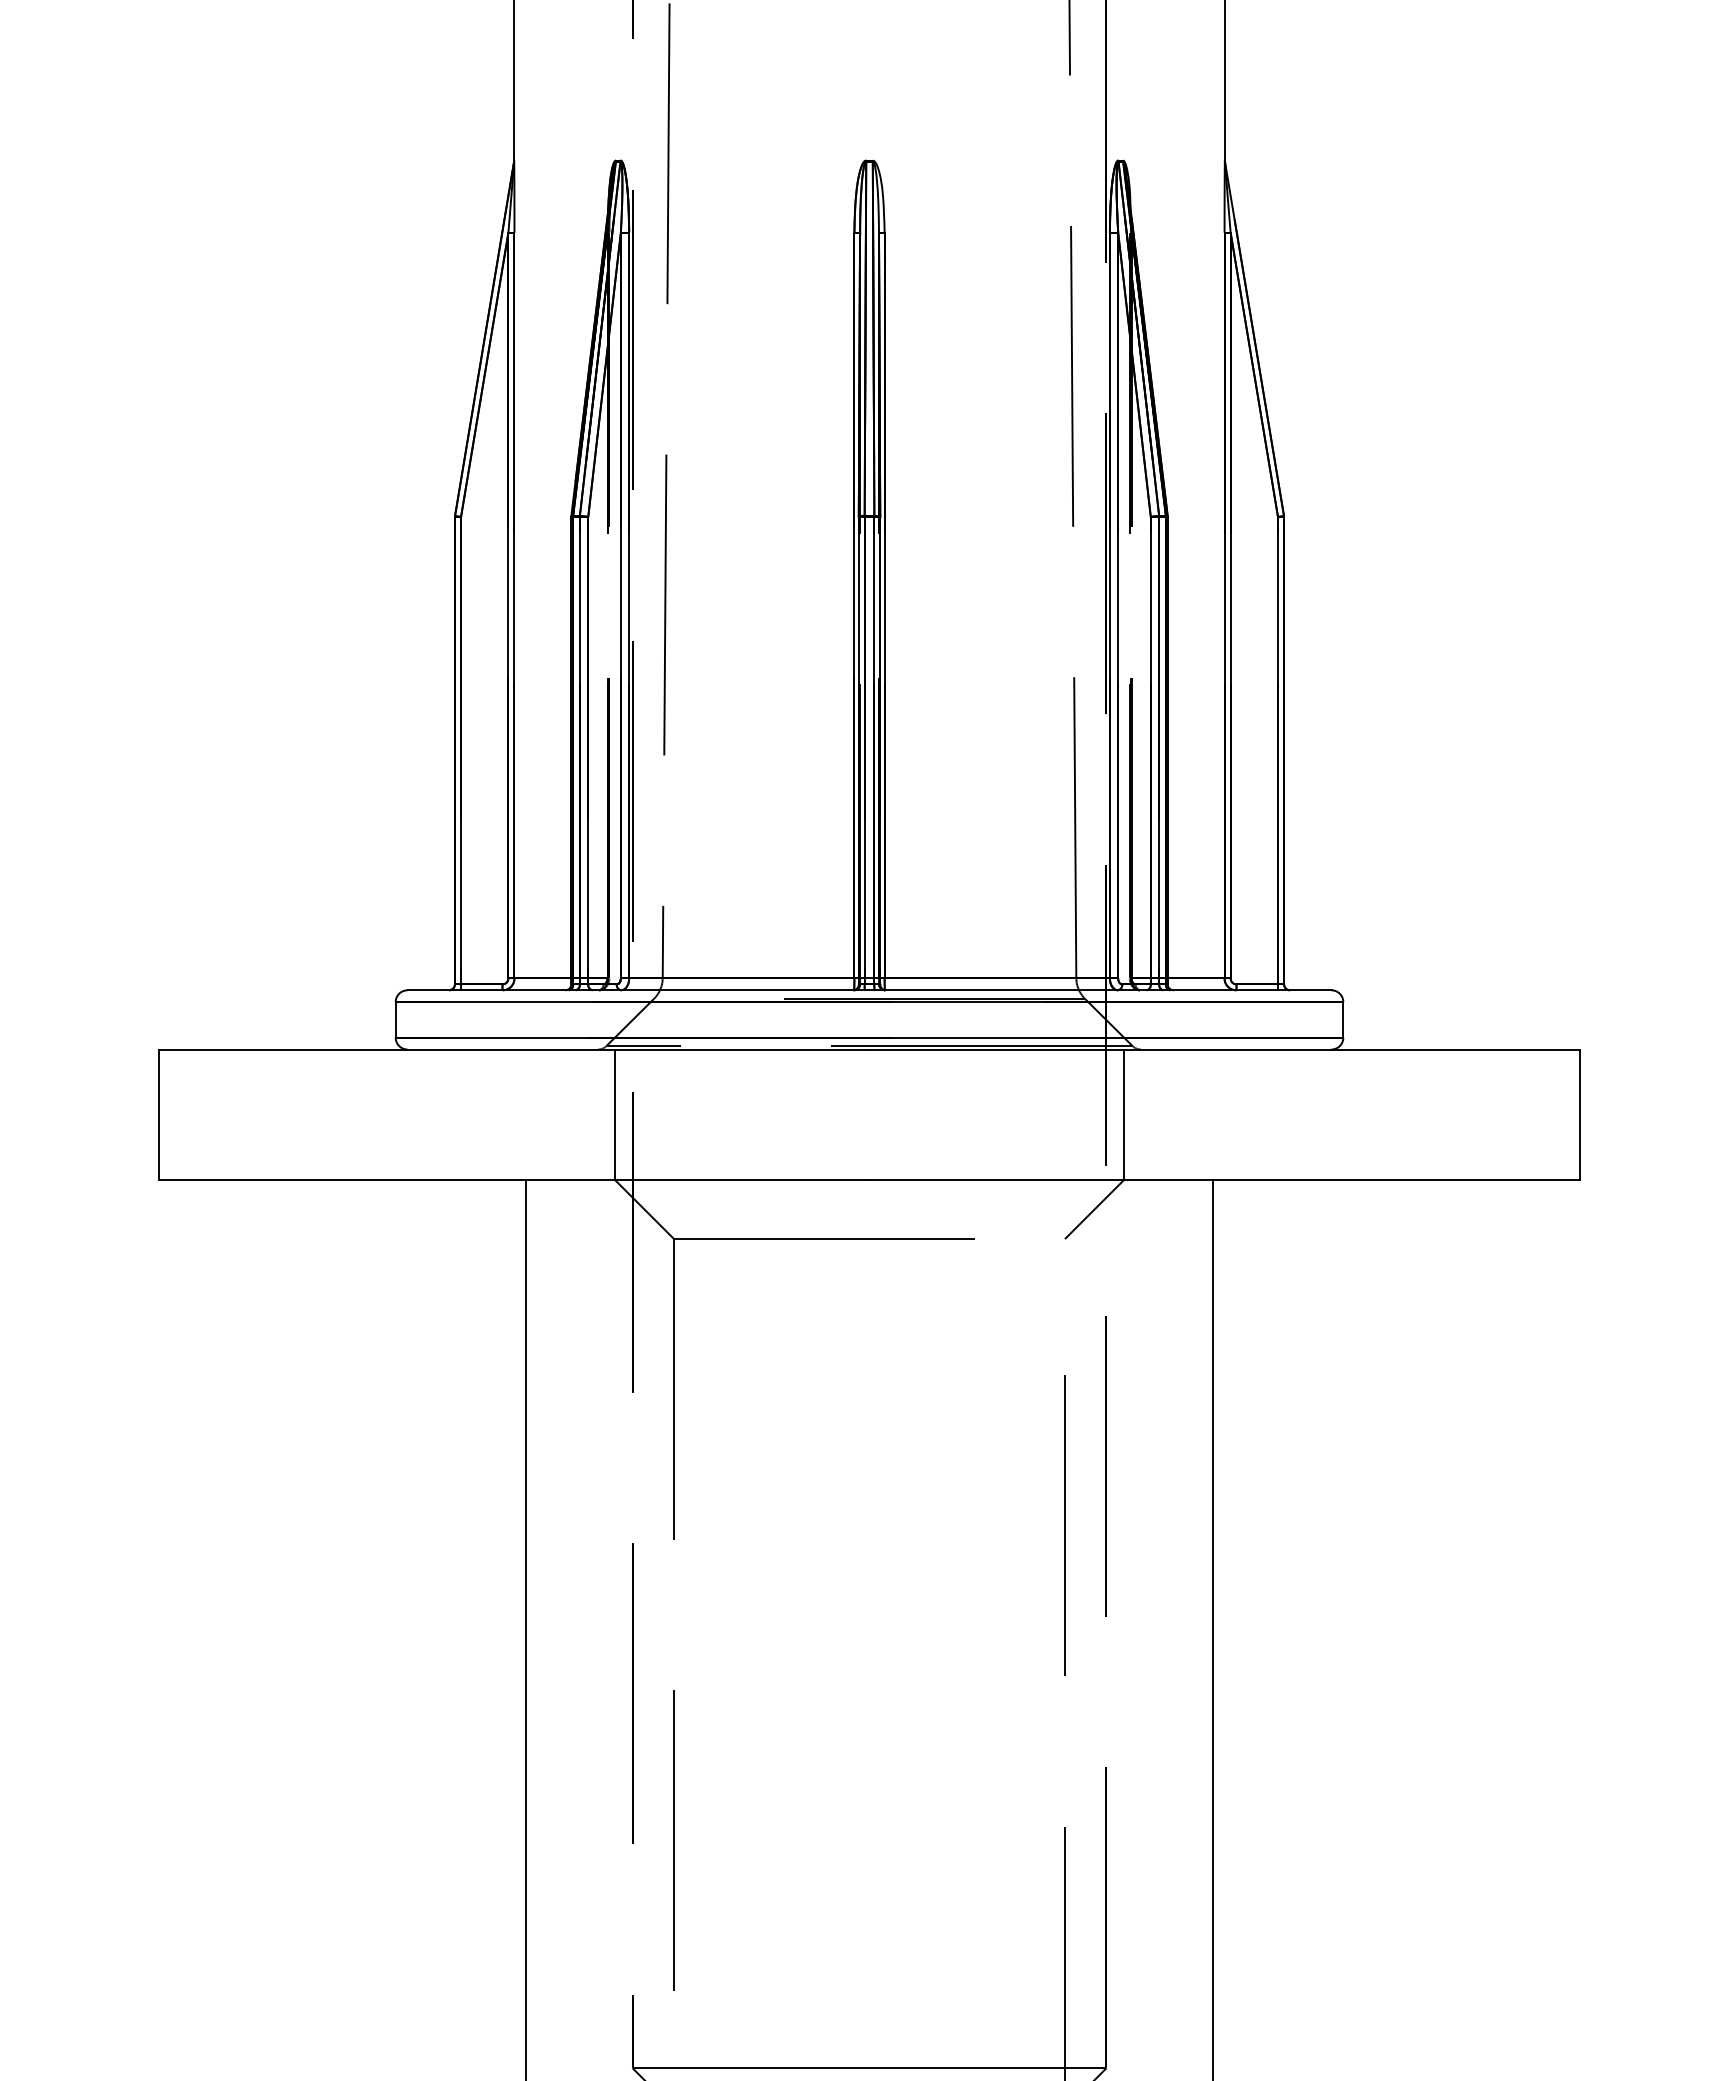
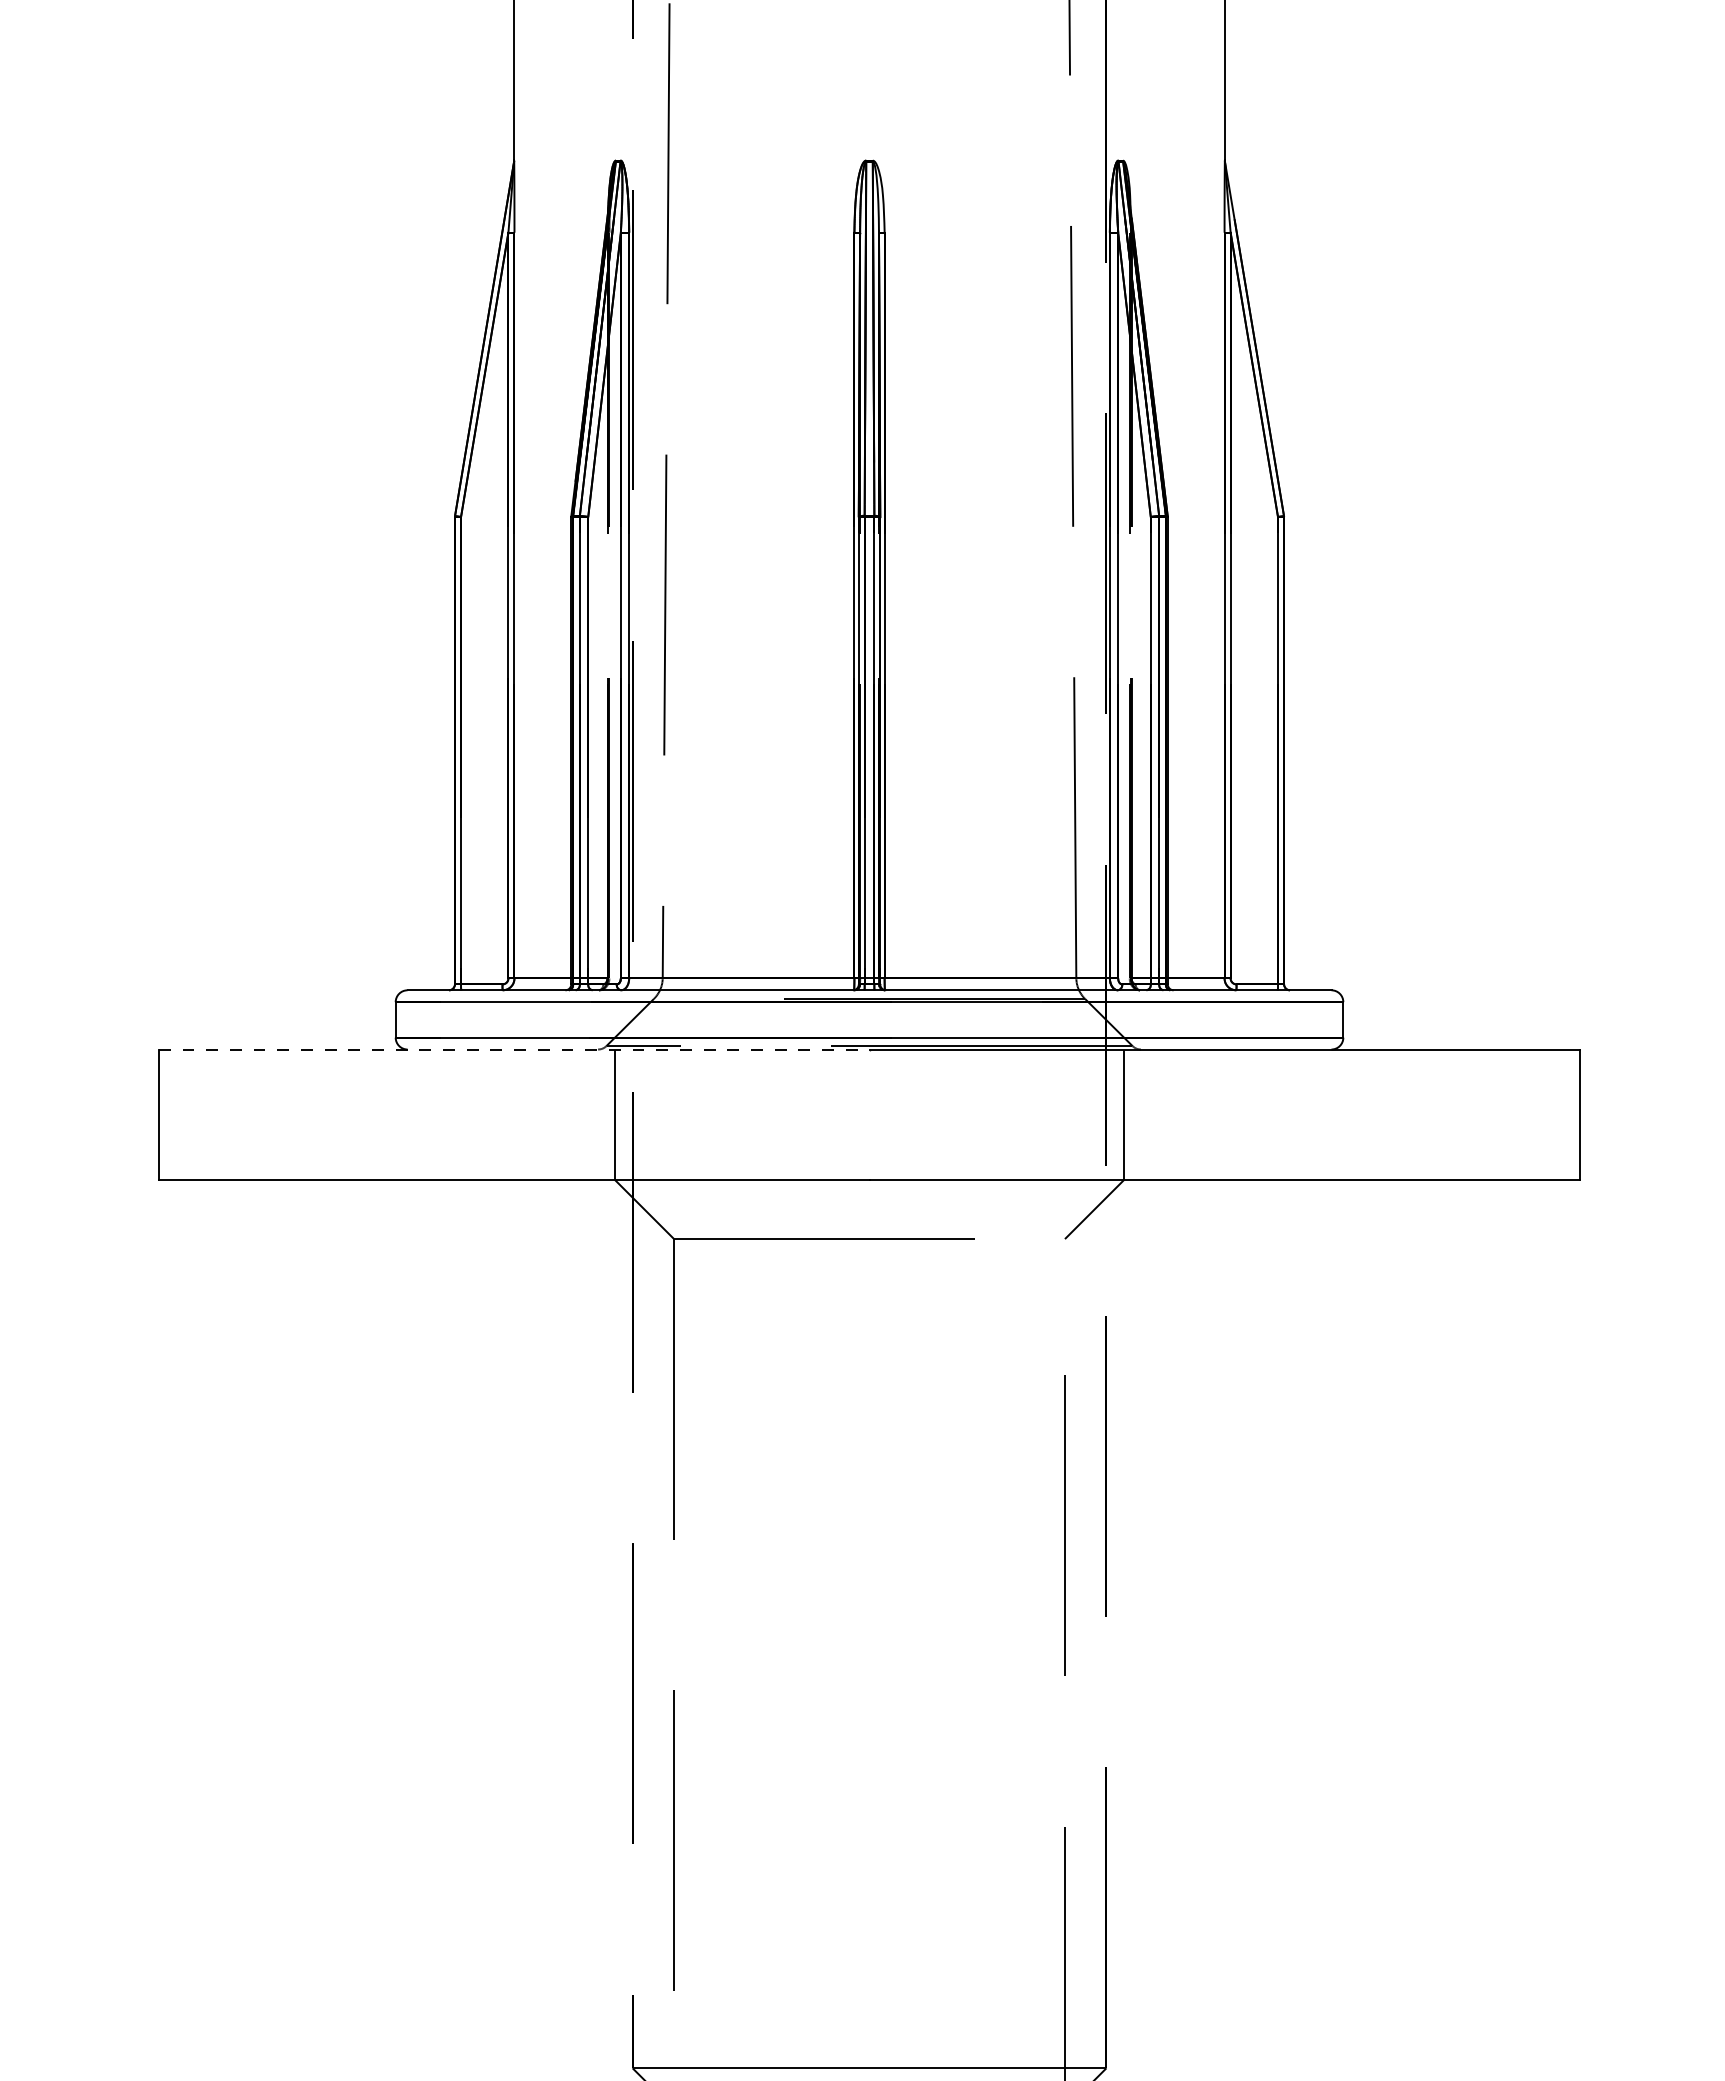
line: solid -> dashed (514, 1049)
line: present -> none (526, 1628)
line: present -> none (1213, 1628)
